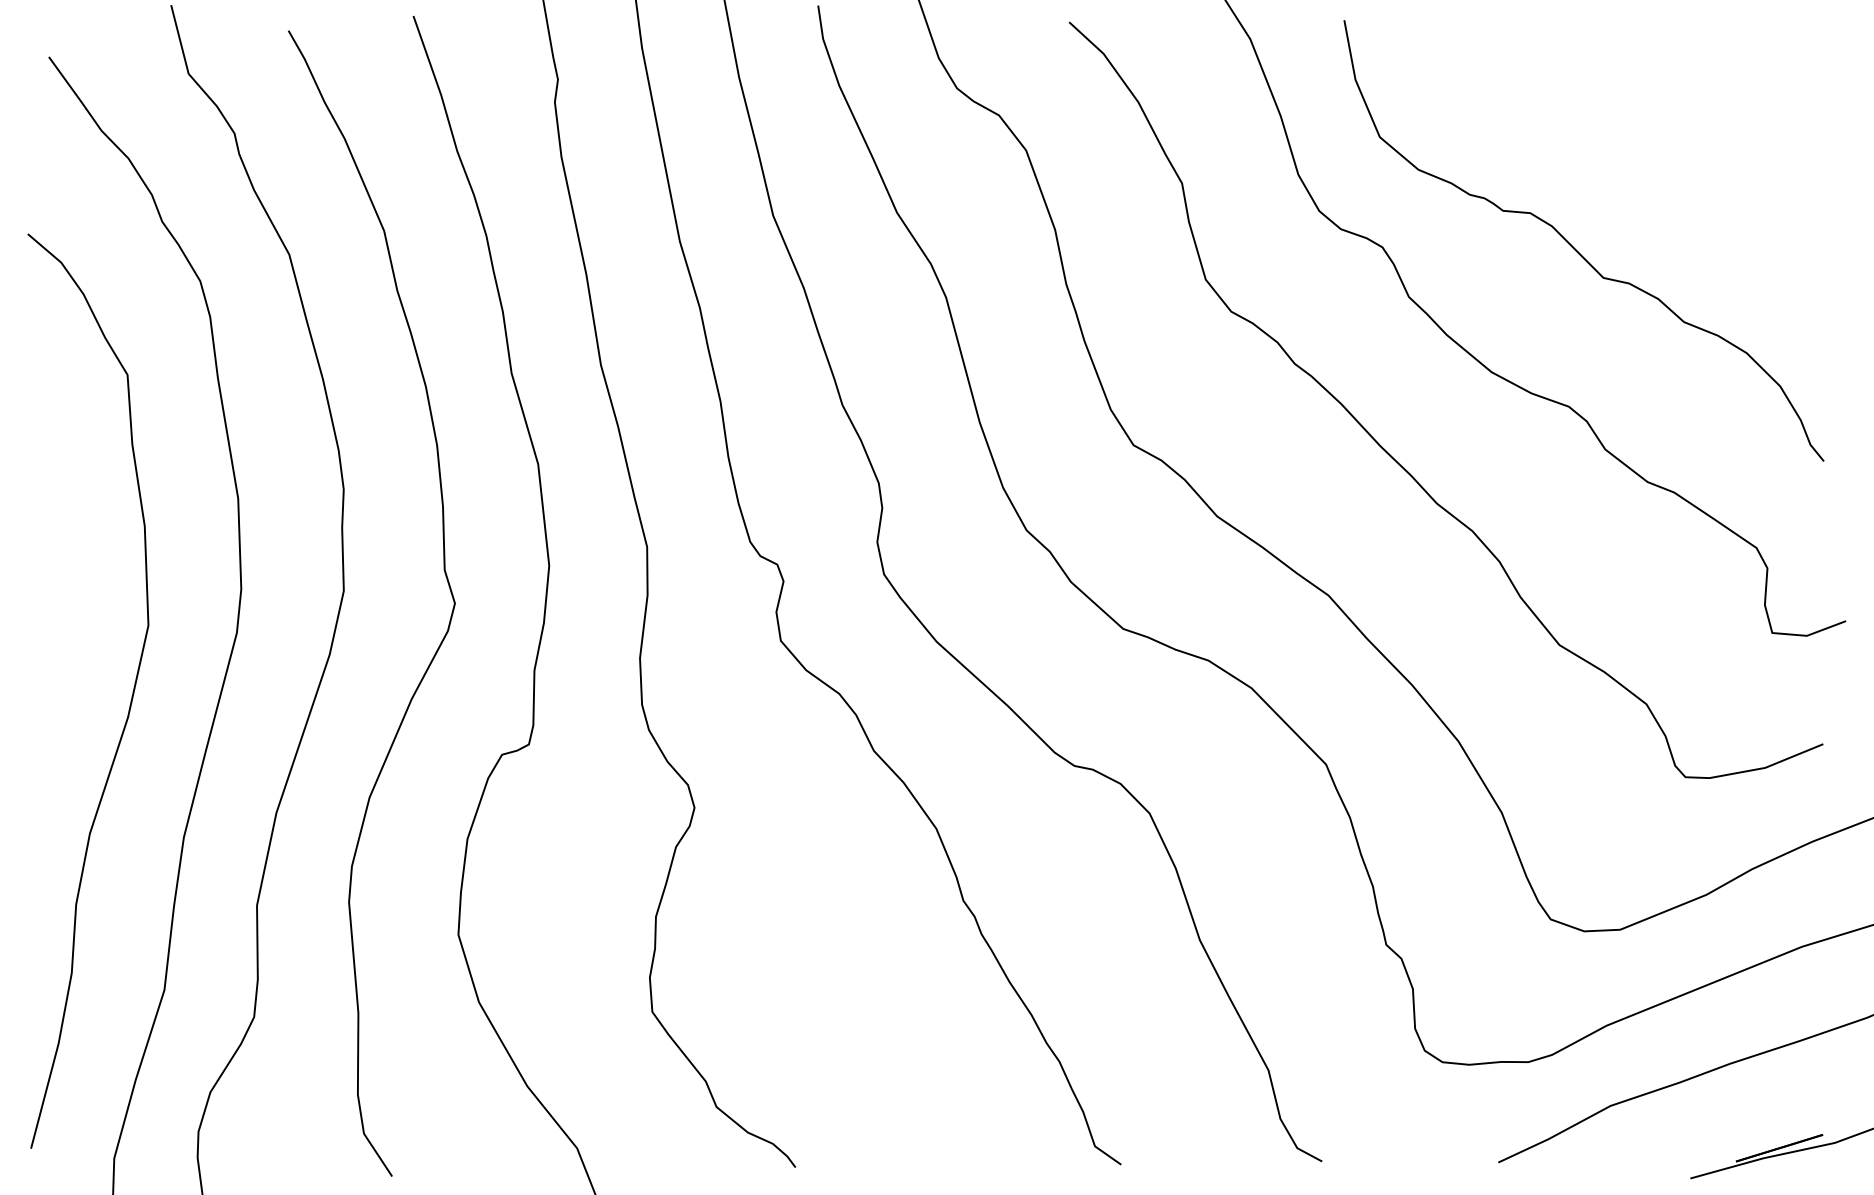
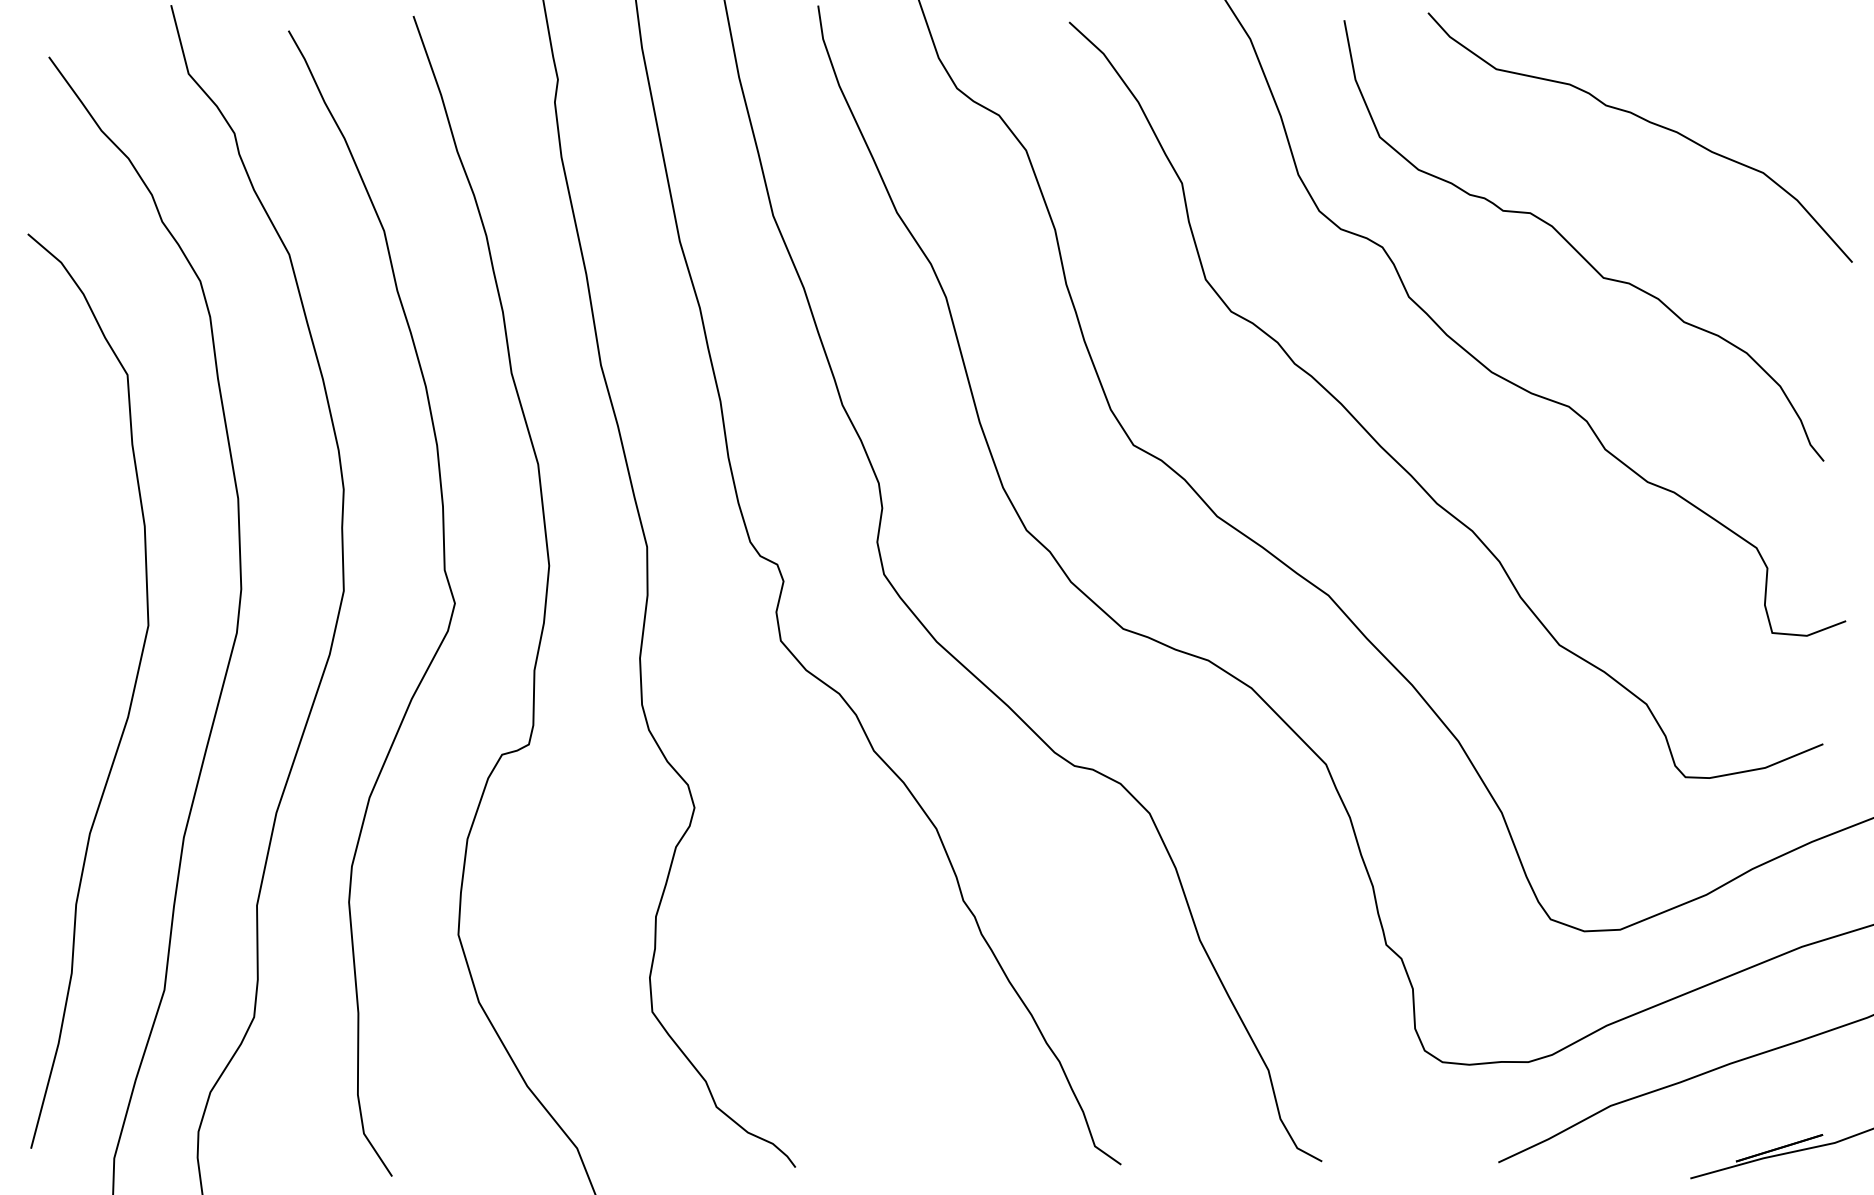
part: none -> present (1646, 121)
